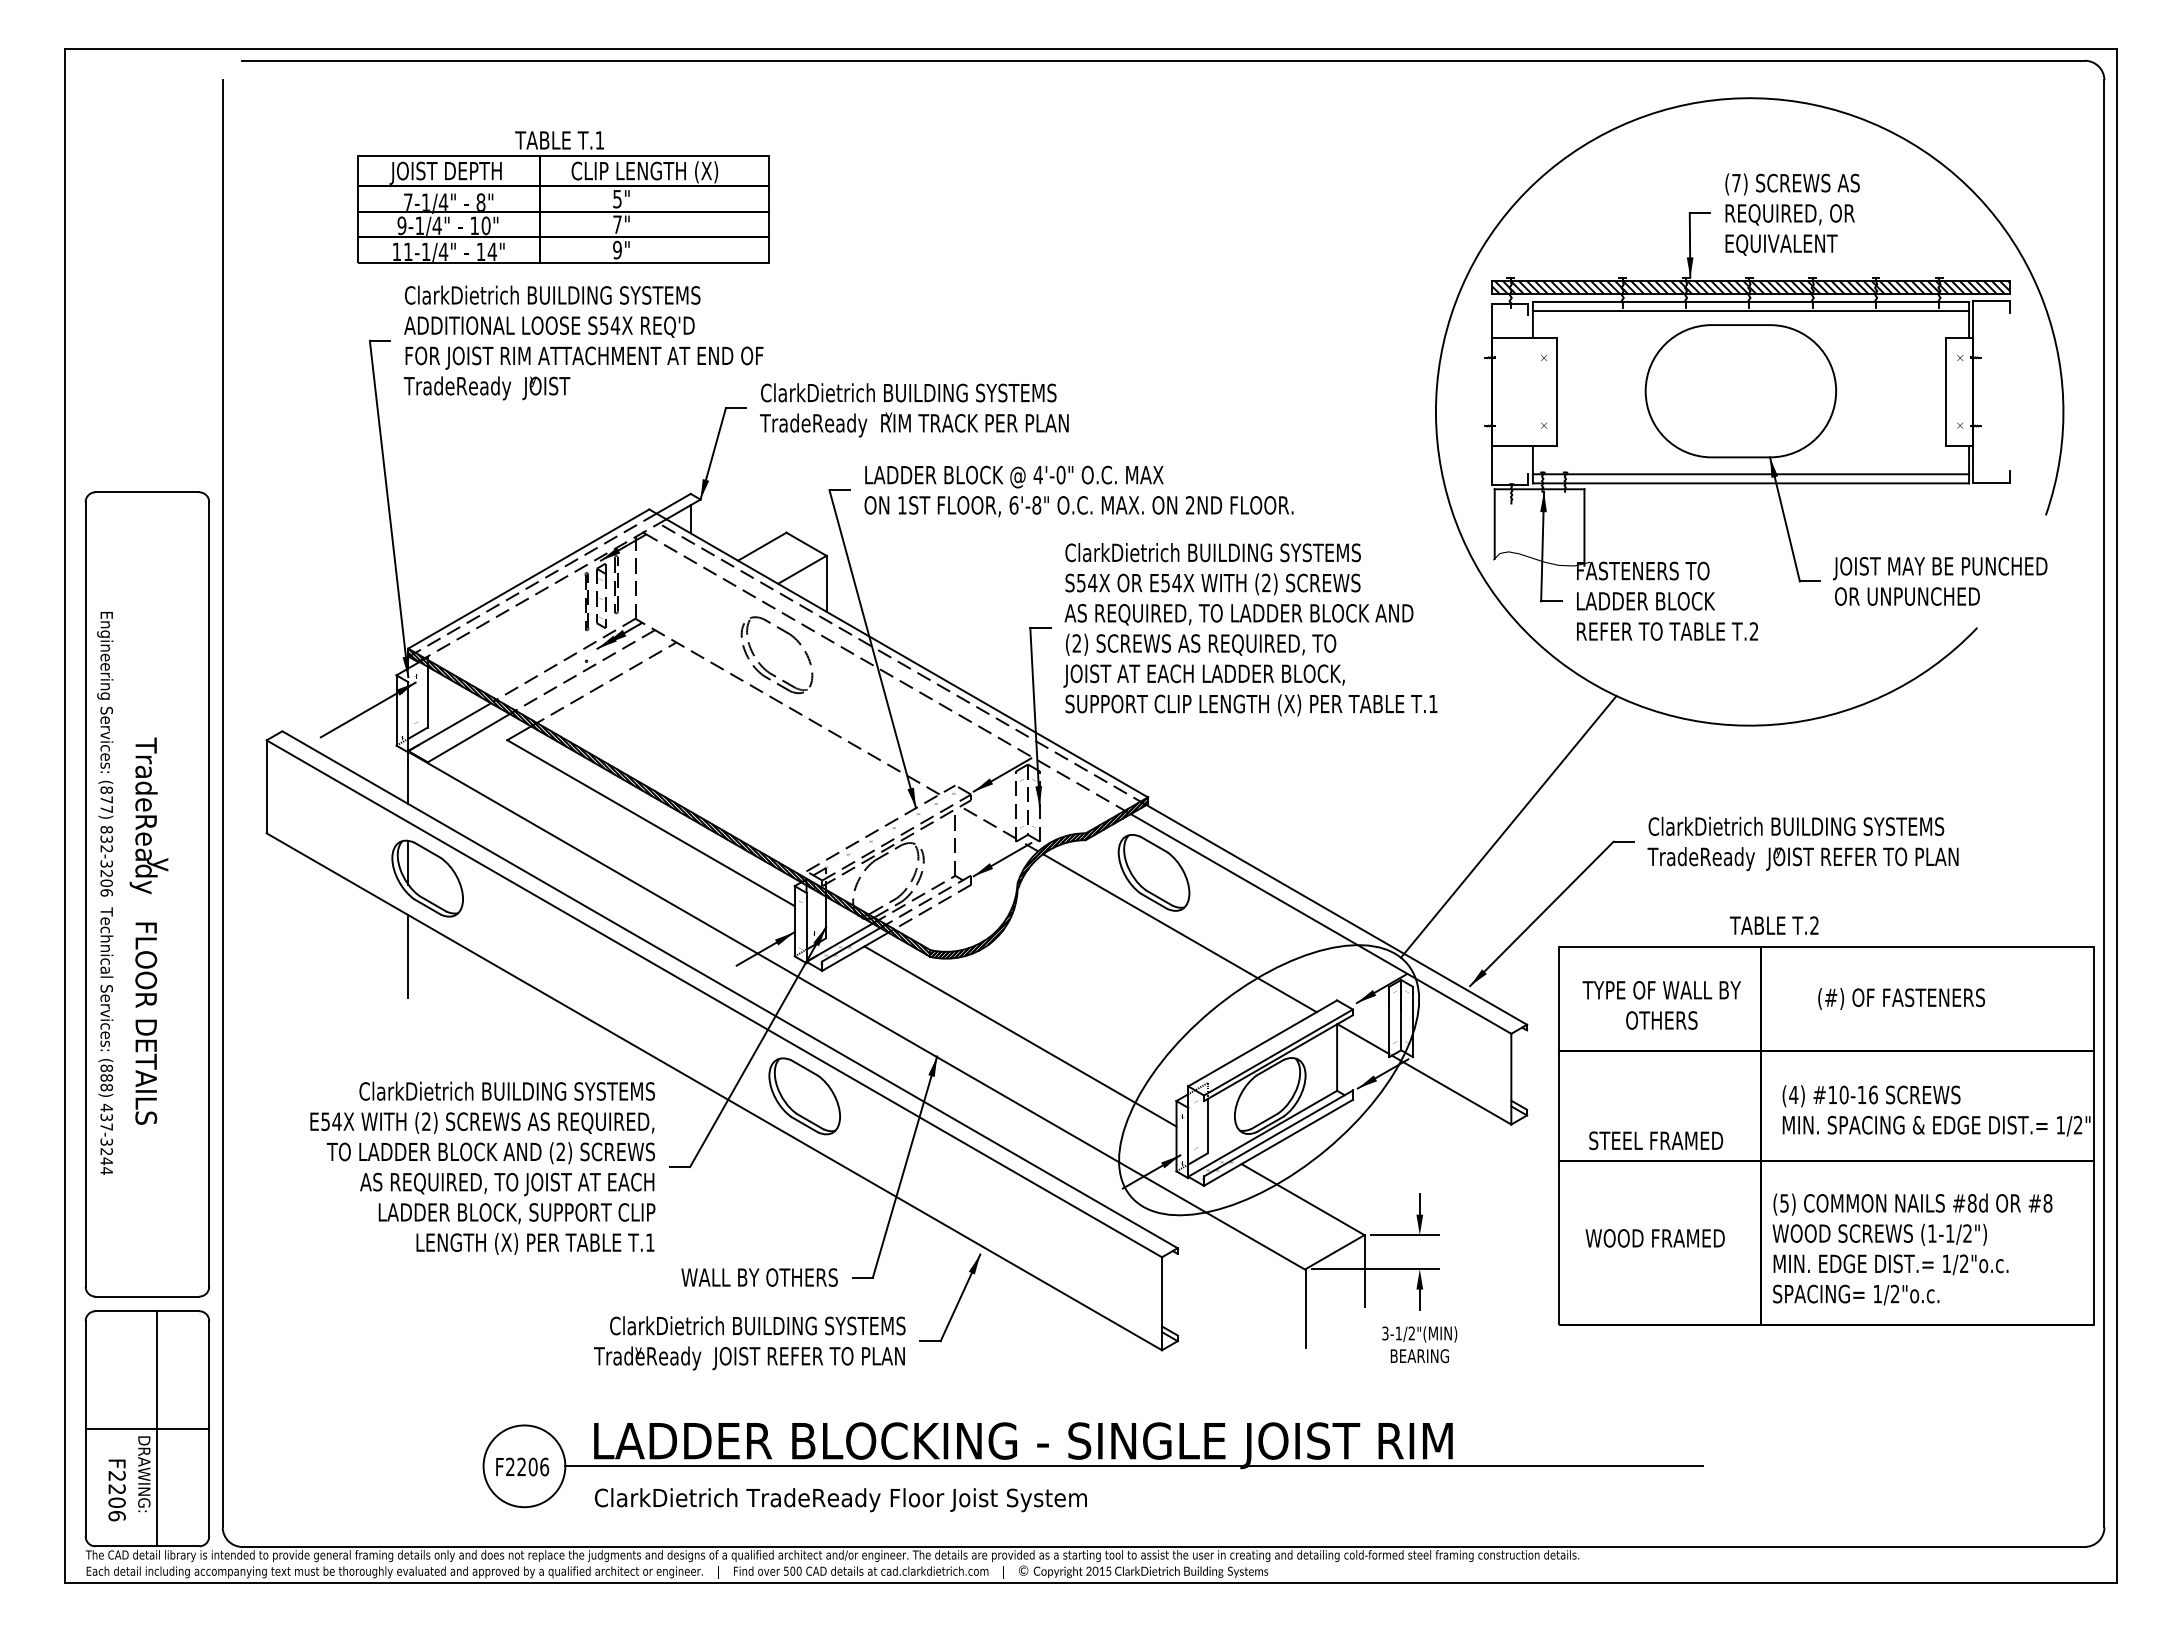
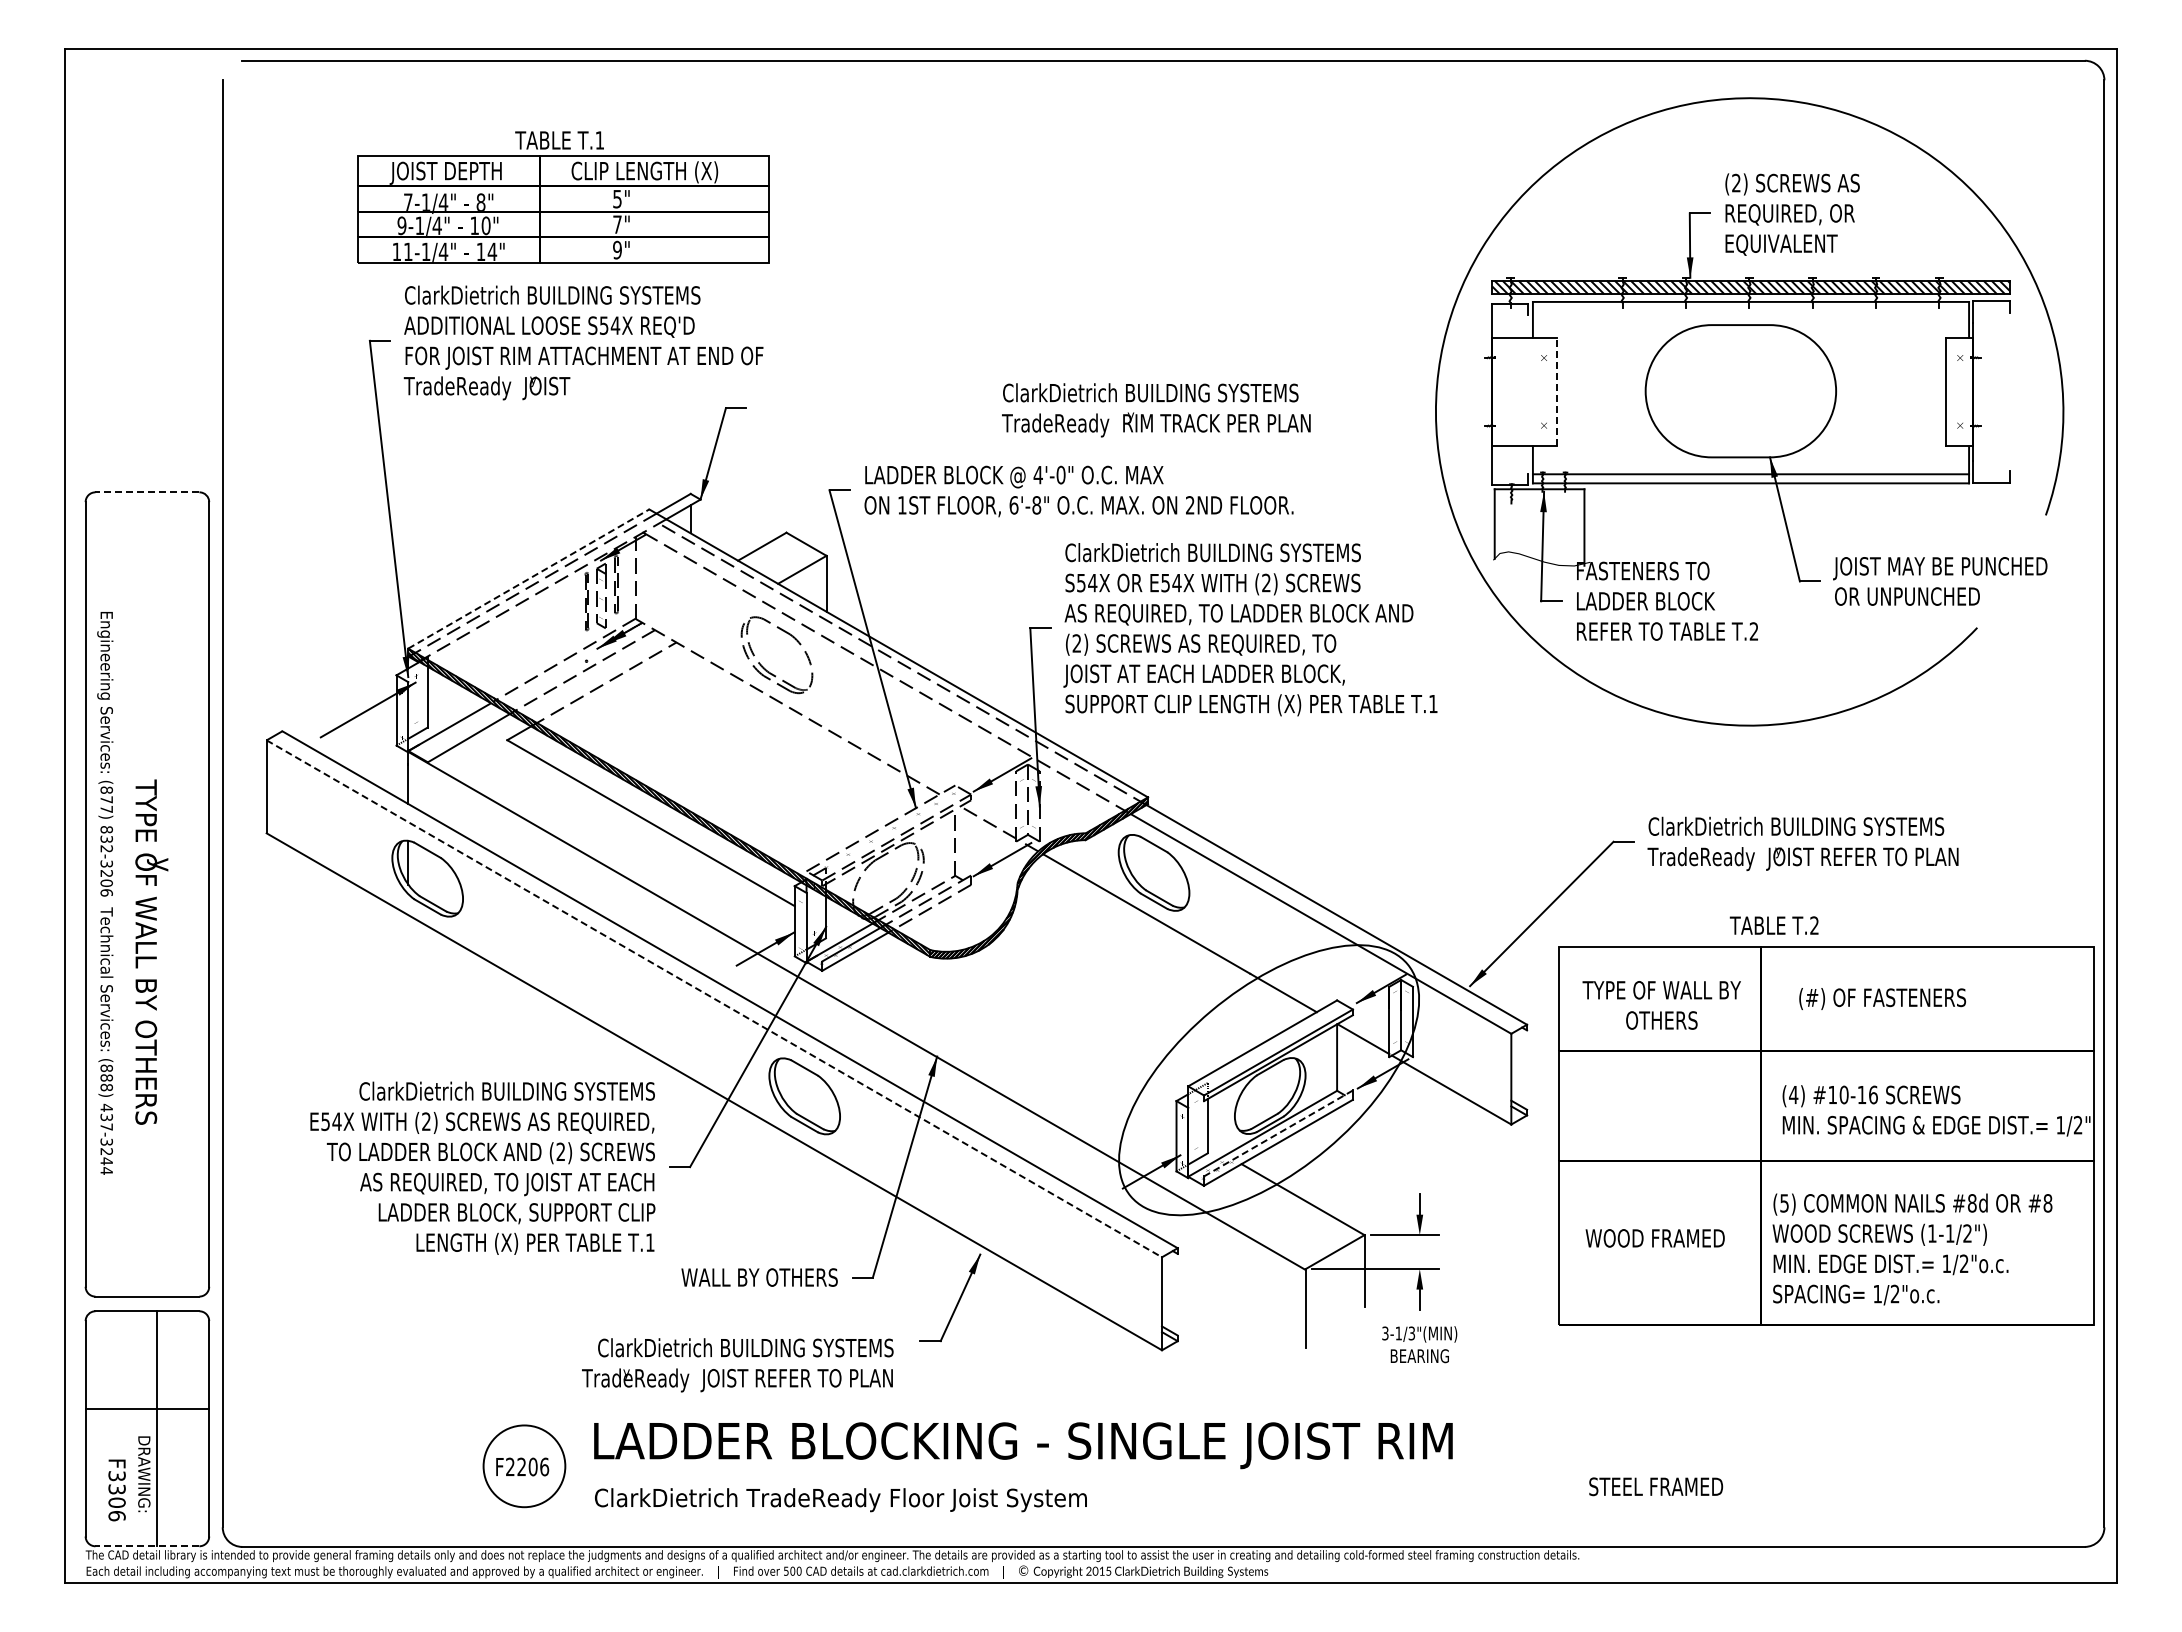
text: (7) -> (2) (1736, 182)
line: present -> none (1750, 311)
line: solid -> dashed (1557, 391)
text position: (914, 410) -> (1156, 410) (1156, 410)
line: solid -> dashed (147, 492)
line: solid -> dashed (529, 578)
line: present -> none (1508, 826)
text: TradeReady   FLOOR DETAILS -> TYPE OF WALL BY OTHERS (143, 923)
line: present -> none (408, 956)
line: solid -> dashed (714, 998)
text position: (1901, 998) -> (1882, 998) (1882, 998)
line: present -> none (1020, 1036)
line: solid -> dashed (1278, 1133)
text position: (1656, 1140) -> (1656, 1486) (1656, 1486)
text: 3-1/2"(MIN) -> 3-1/3"(MIN) (1411, 1333)
text position: (749, 1343) -> (737, 1365) (737, 1365)
line position: (147, 1428) -> (147, 1408) (147, 1408)
line: present -> none (1133, 1466)
text: F2206 -> F3306 (116, 1482)
line: solid -> dashed (147, 1546)
